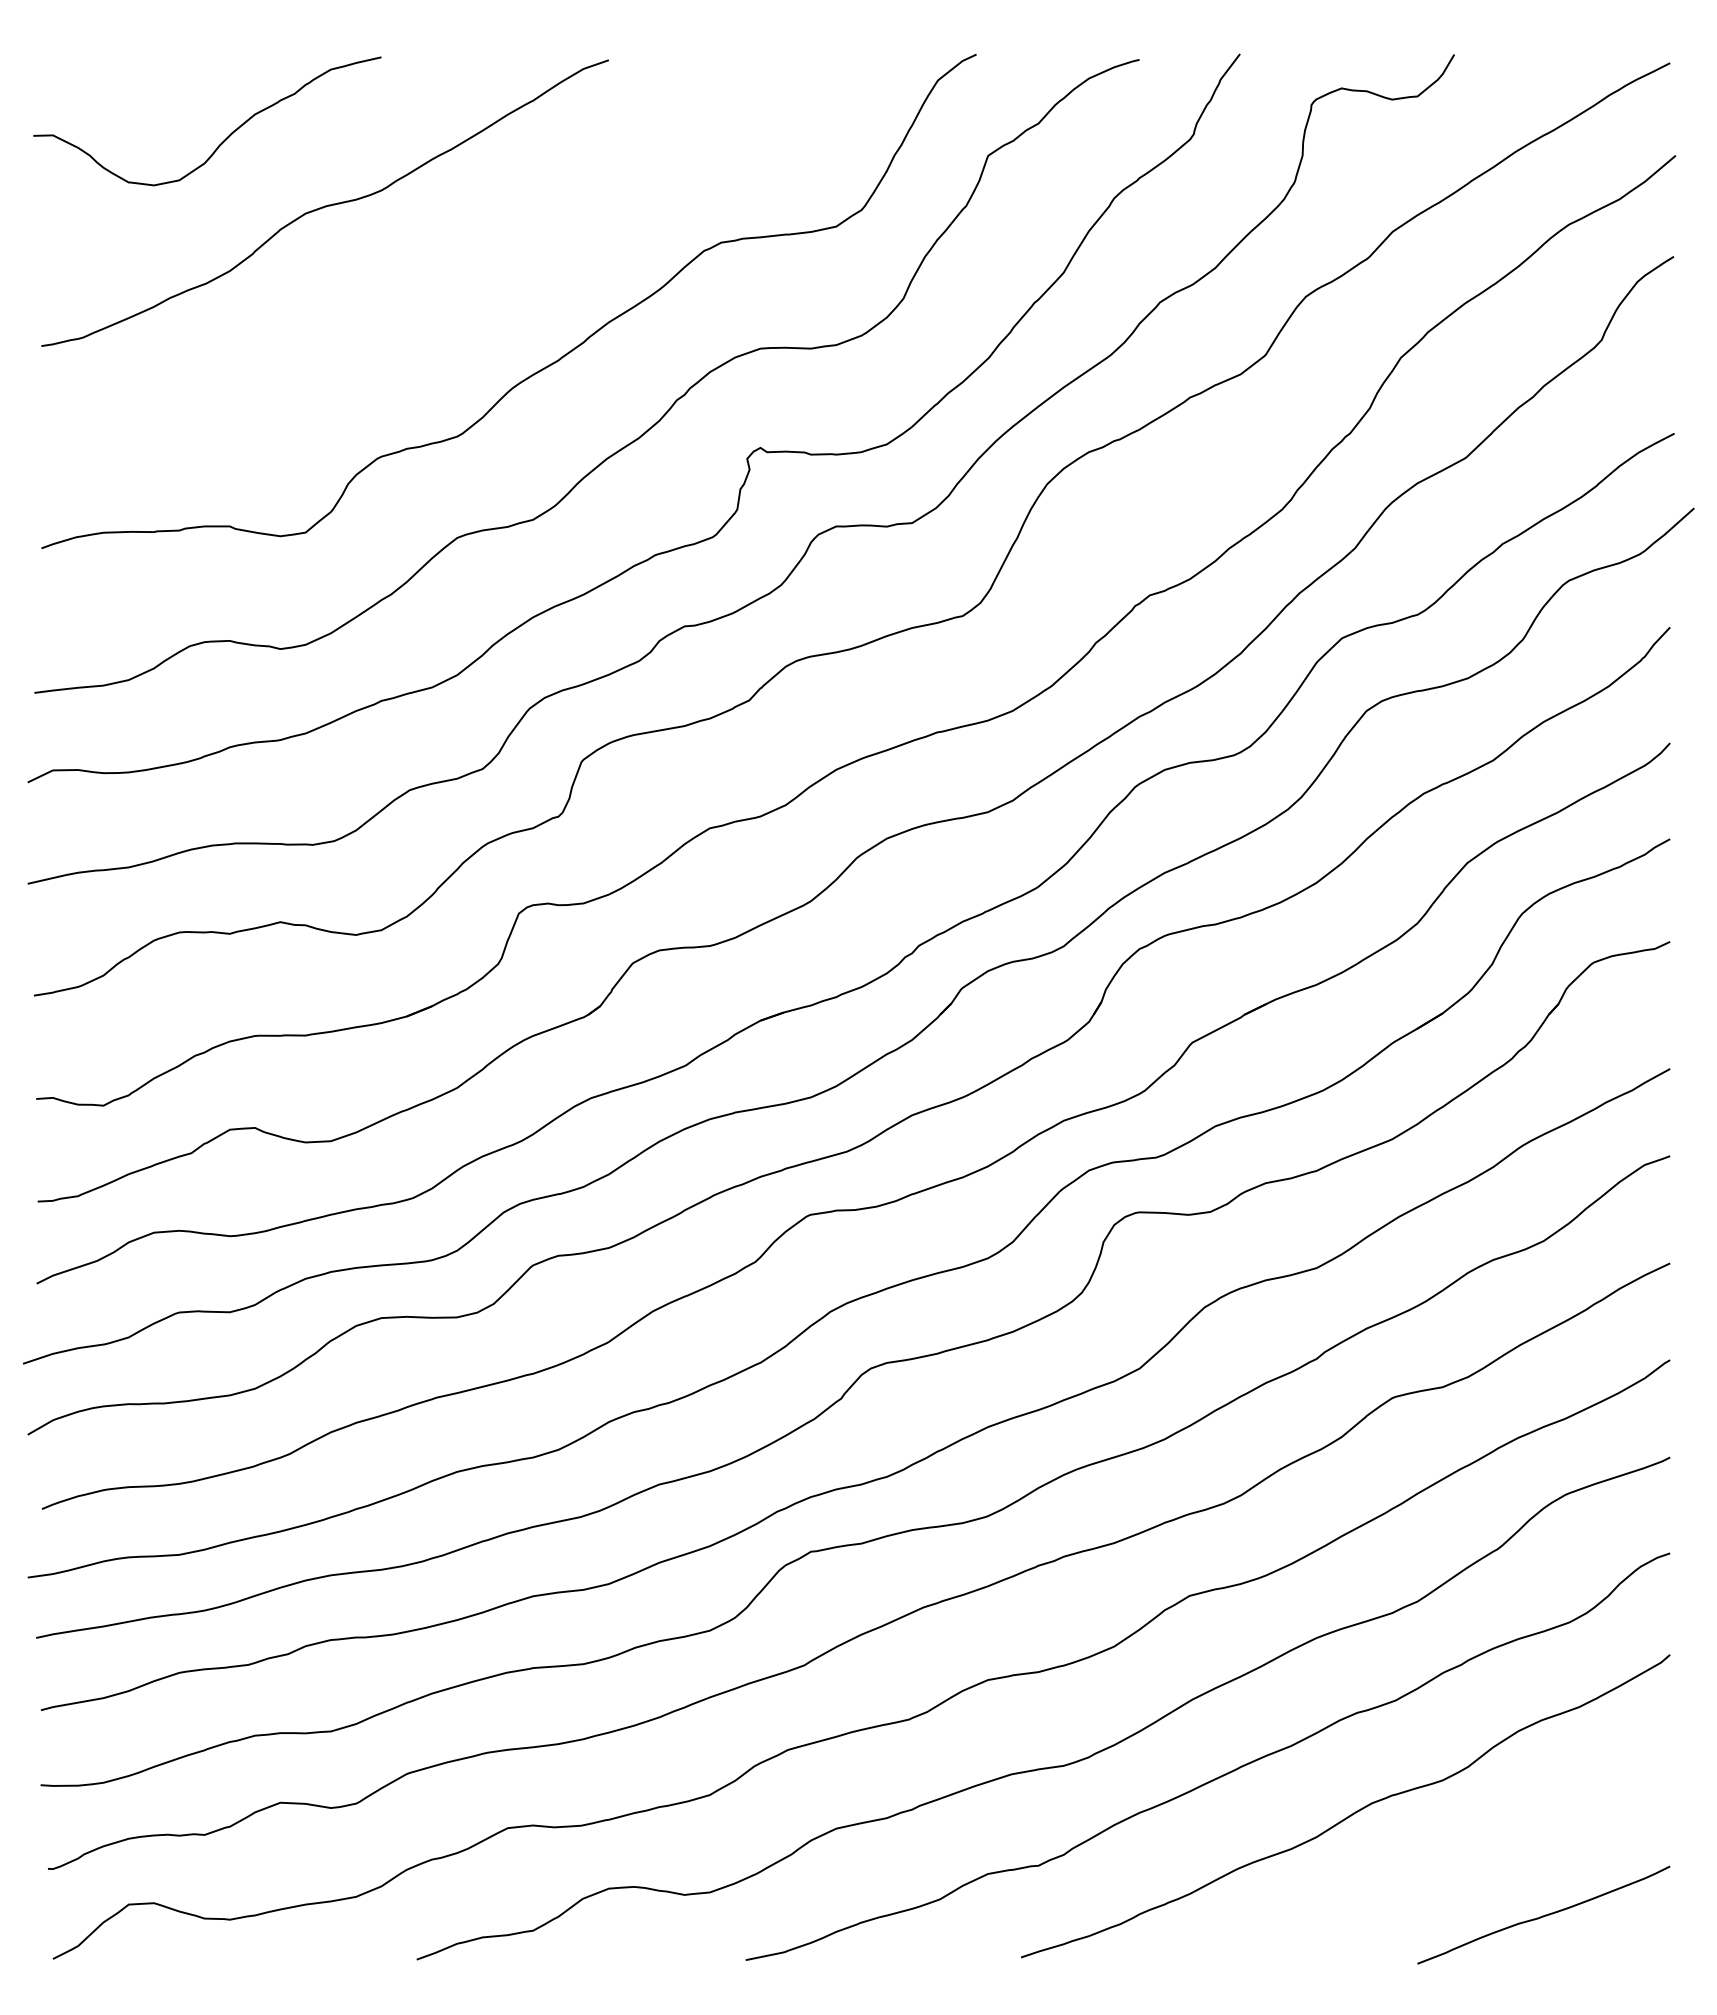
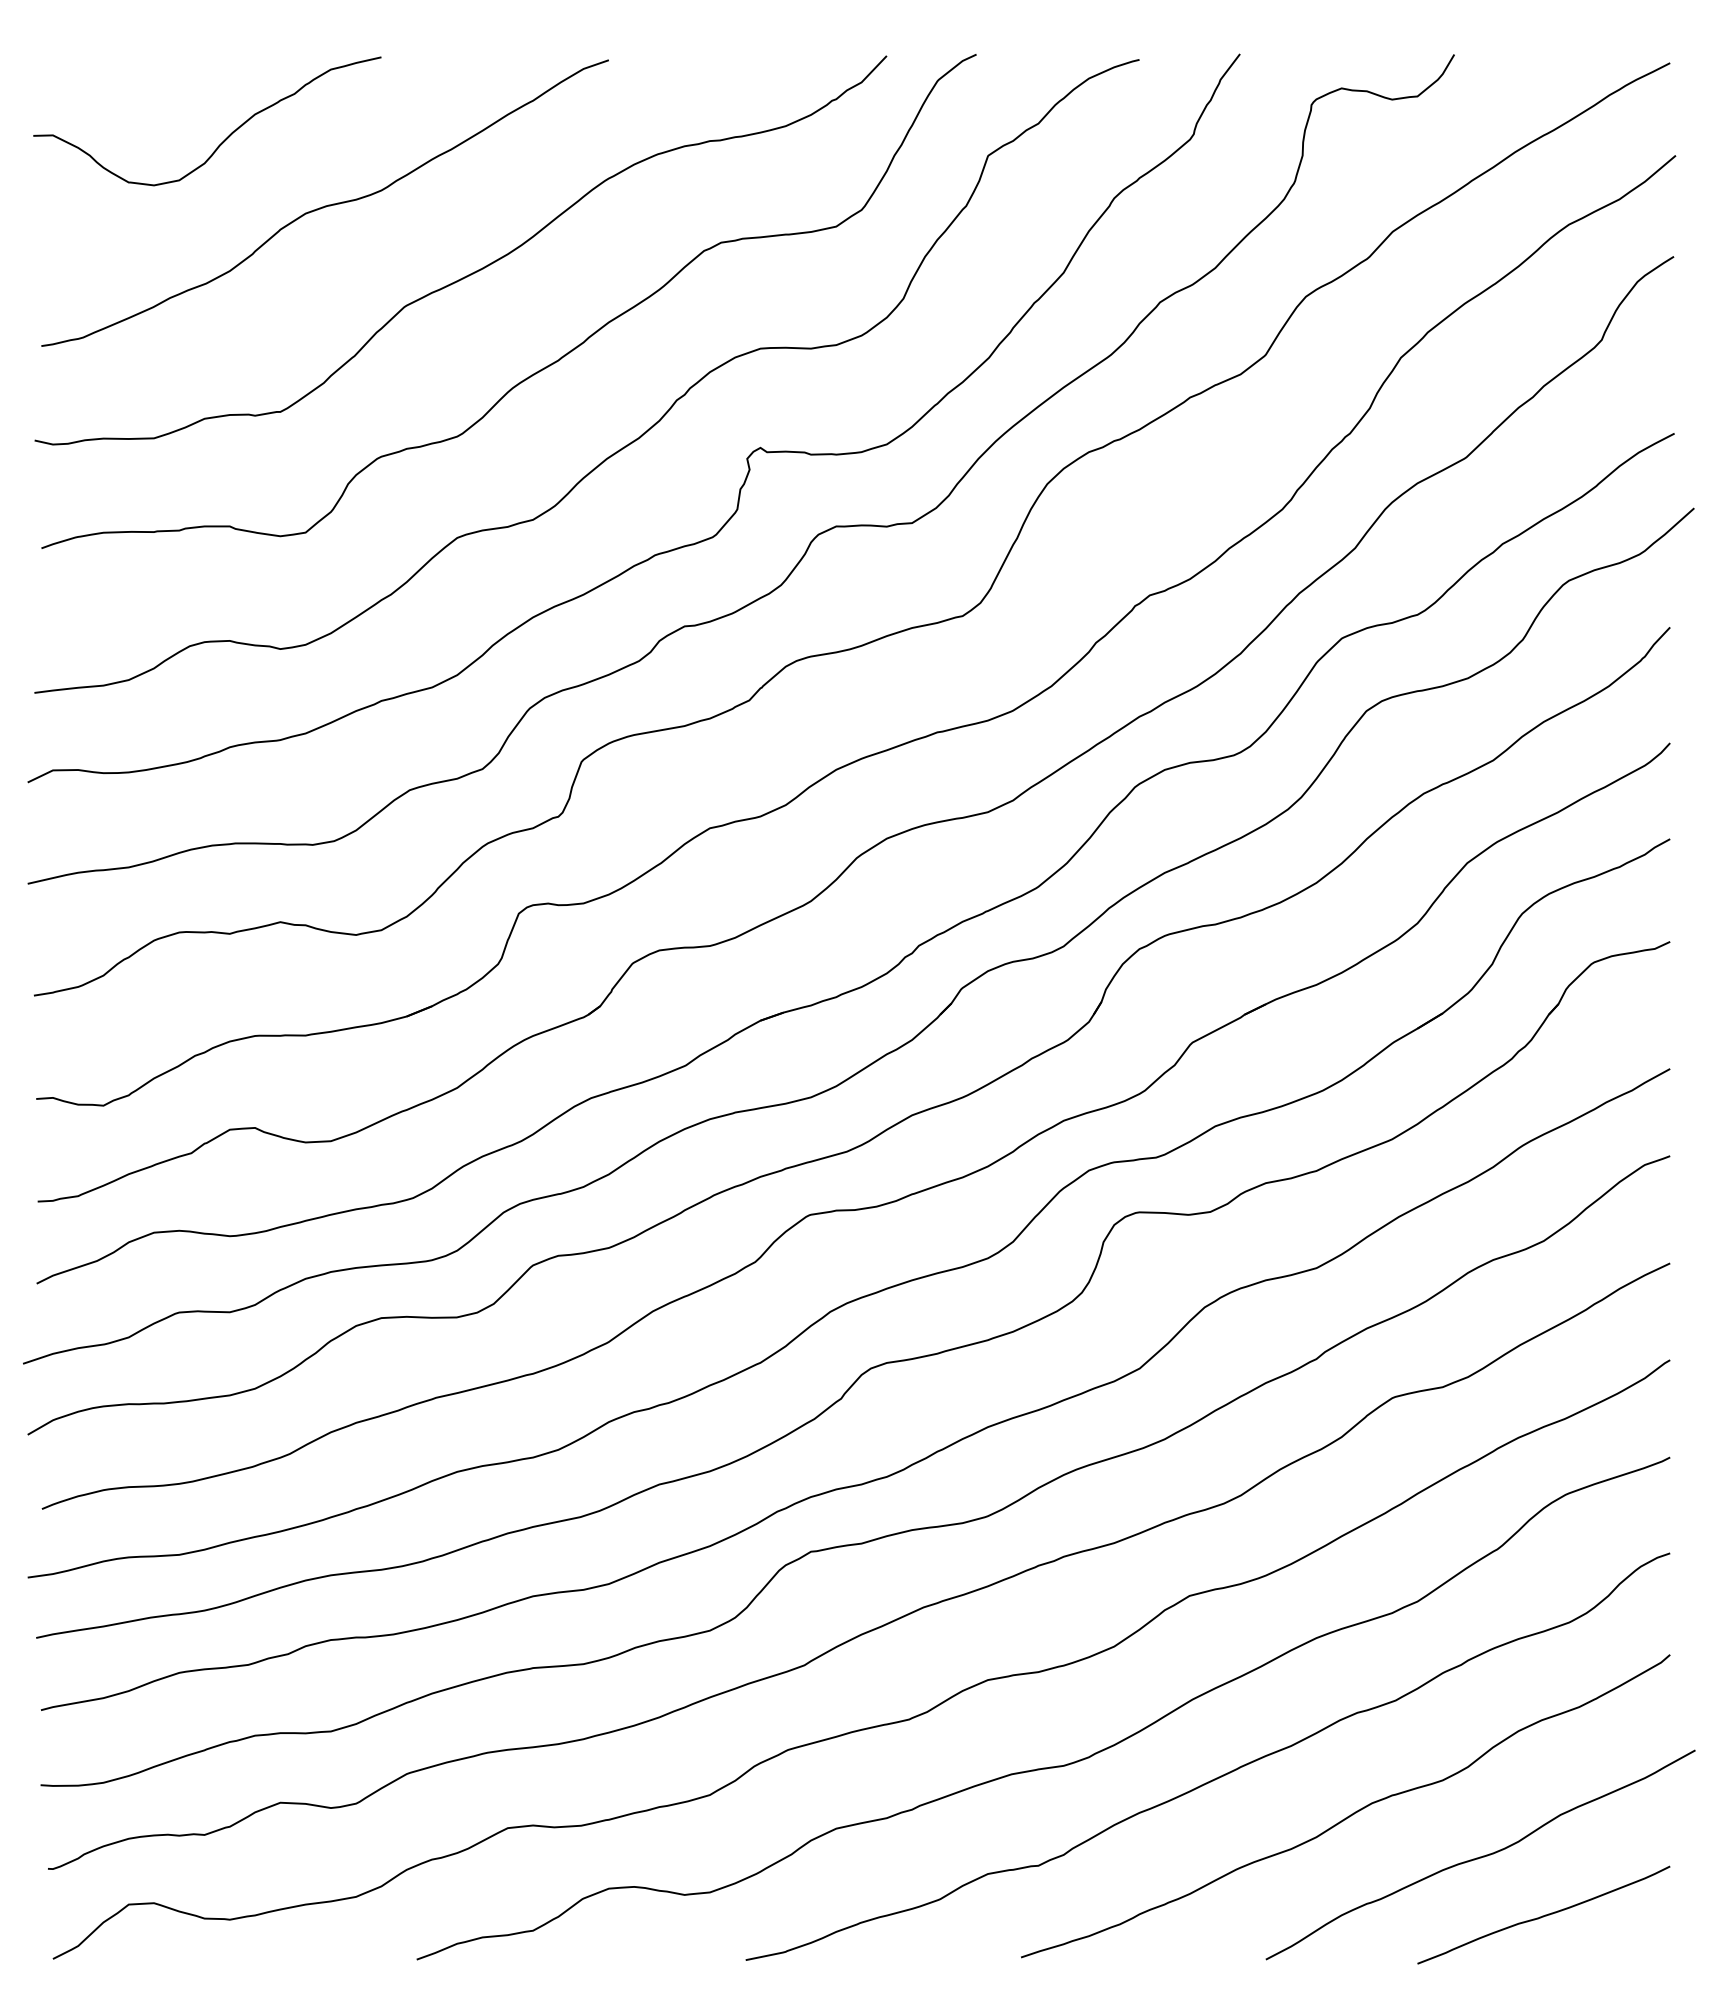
curve: none -> present (472, 272)
curve: none -> present (1480, 1856)
